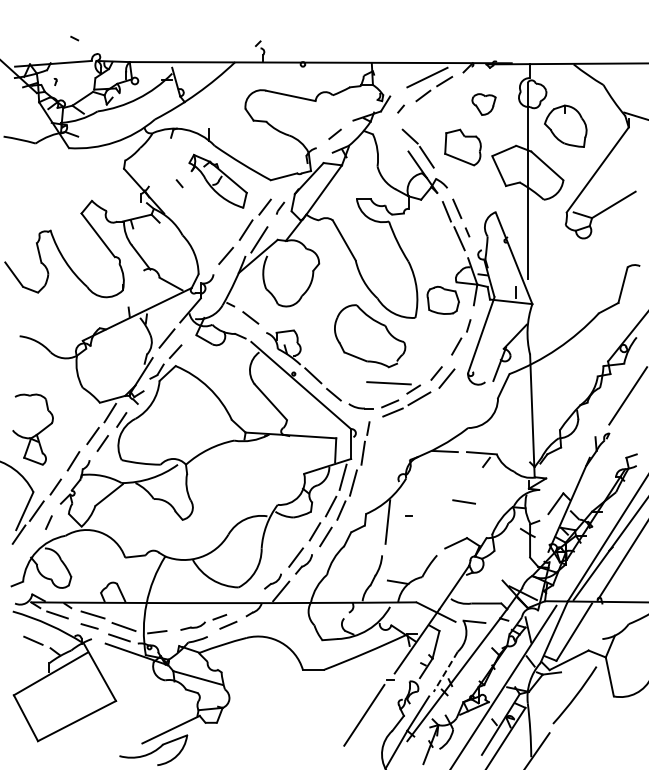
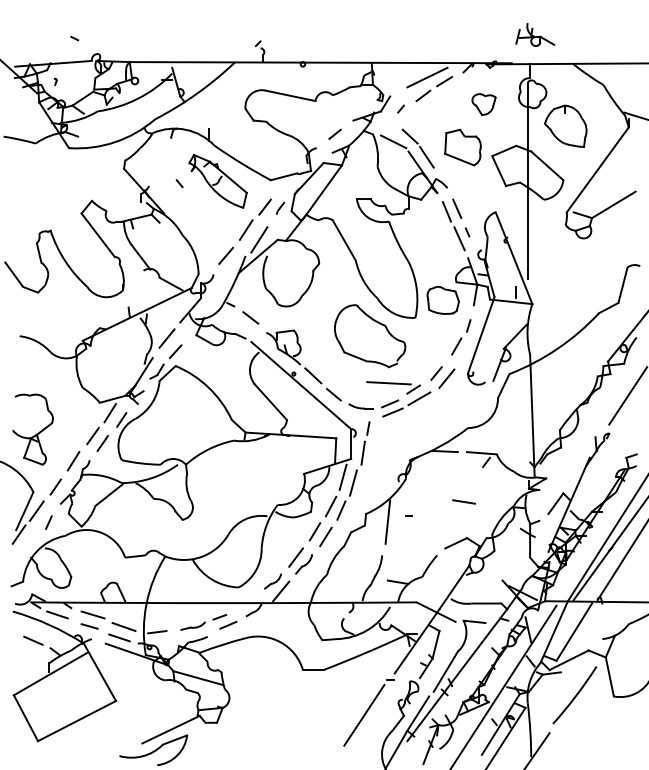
part: none -> present (535, 34)
line: none -> present (393, 141)
line: dashed -> solid (445, 672)
